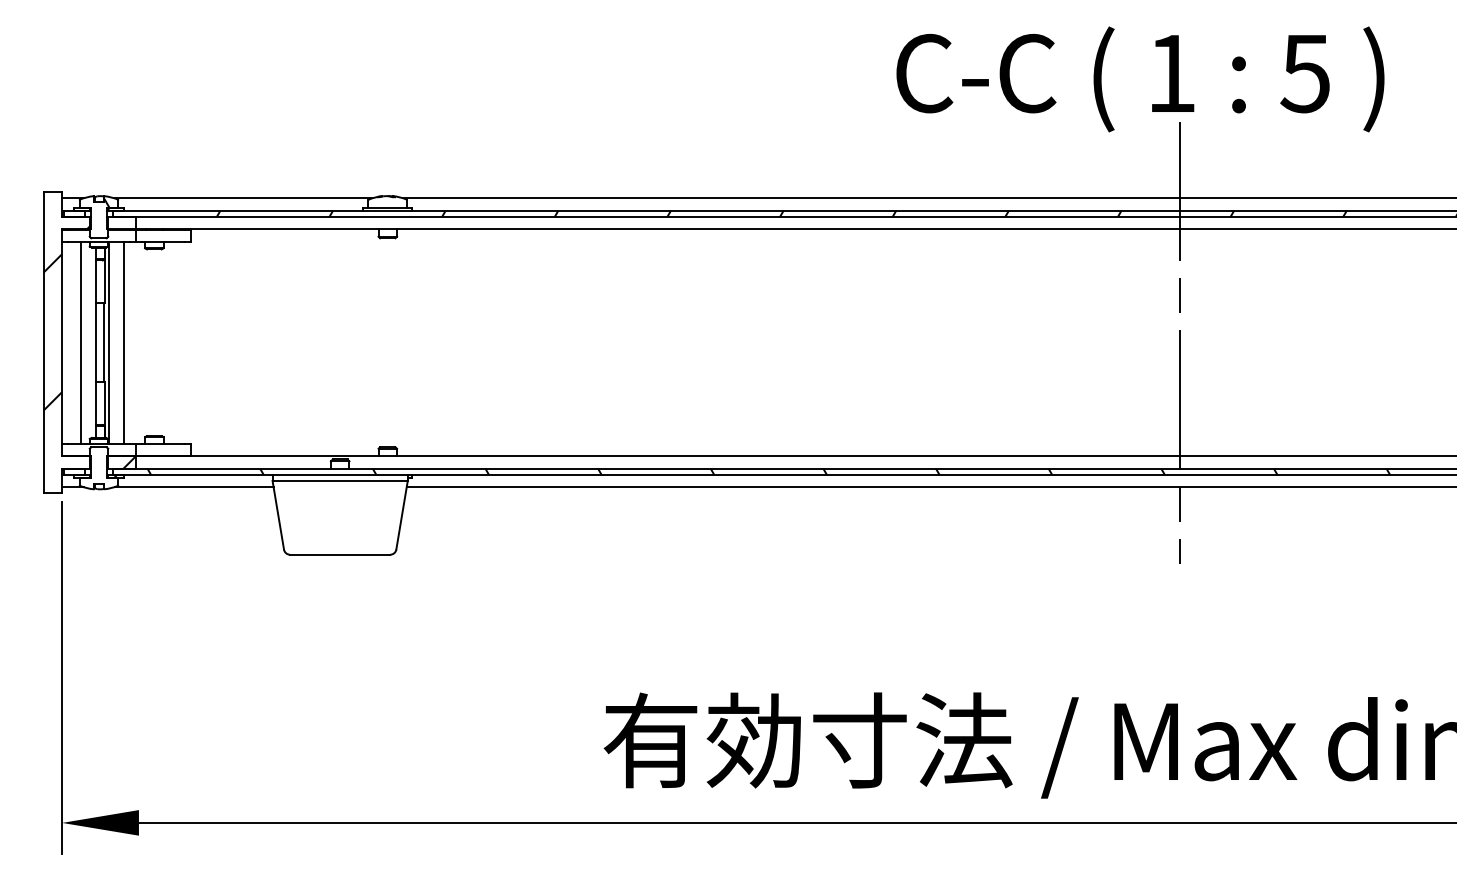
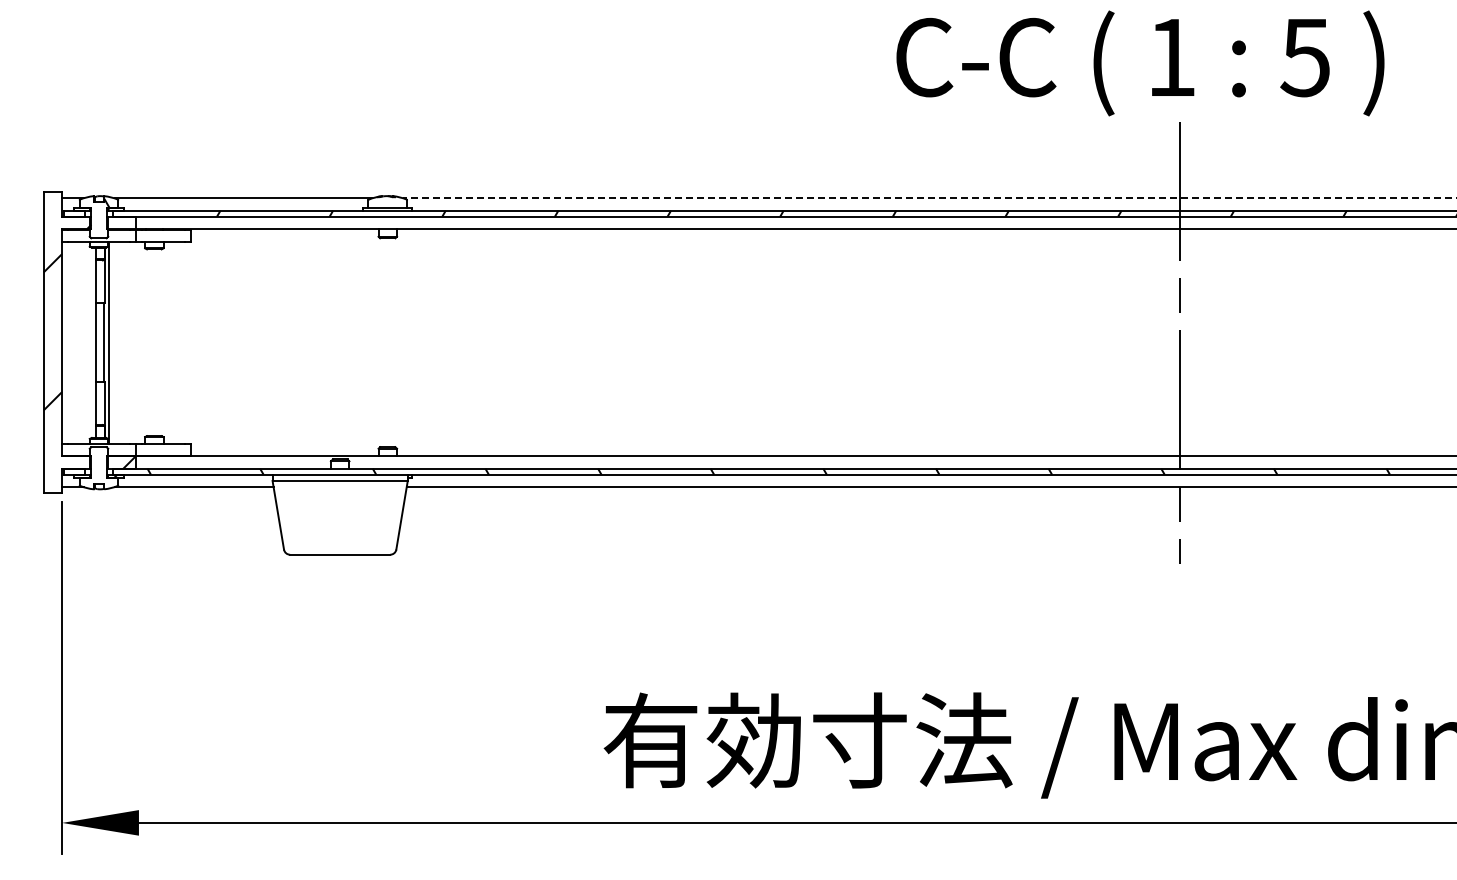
text position: (1140, 79) -> (1140, 63) (1140, 63)
line: solid -> dashed (930, 198)
line: present -> none (80, 342)
line: present -> none (123, 342)
